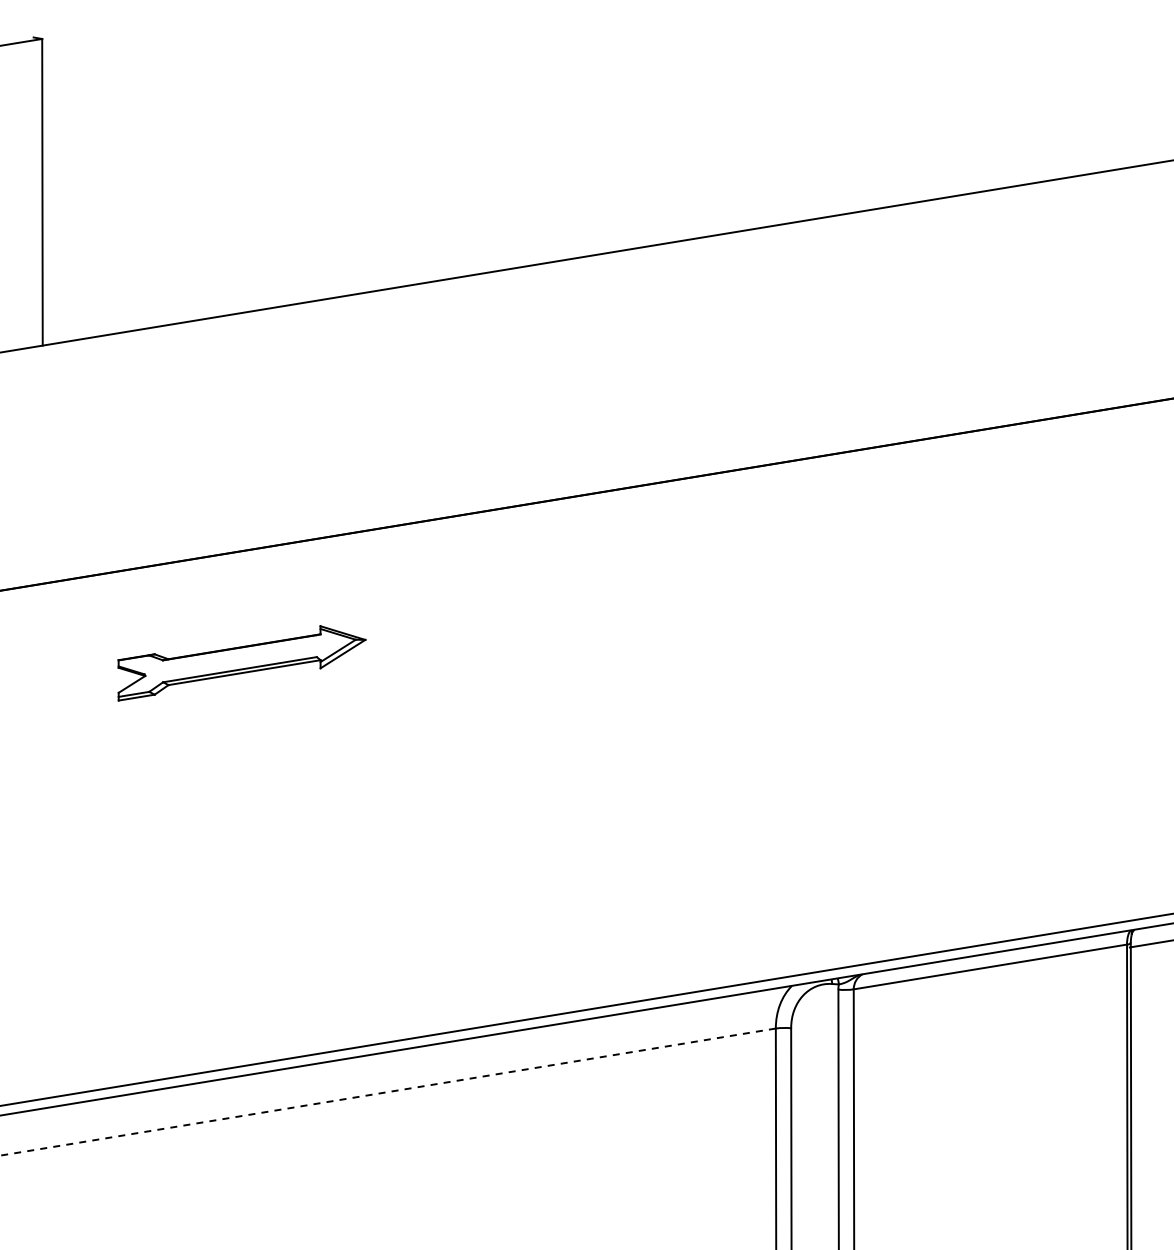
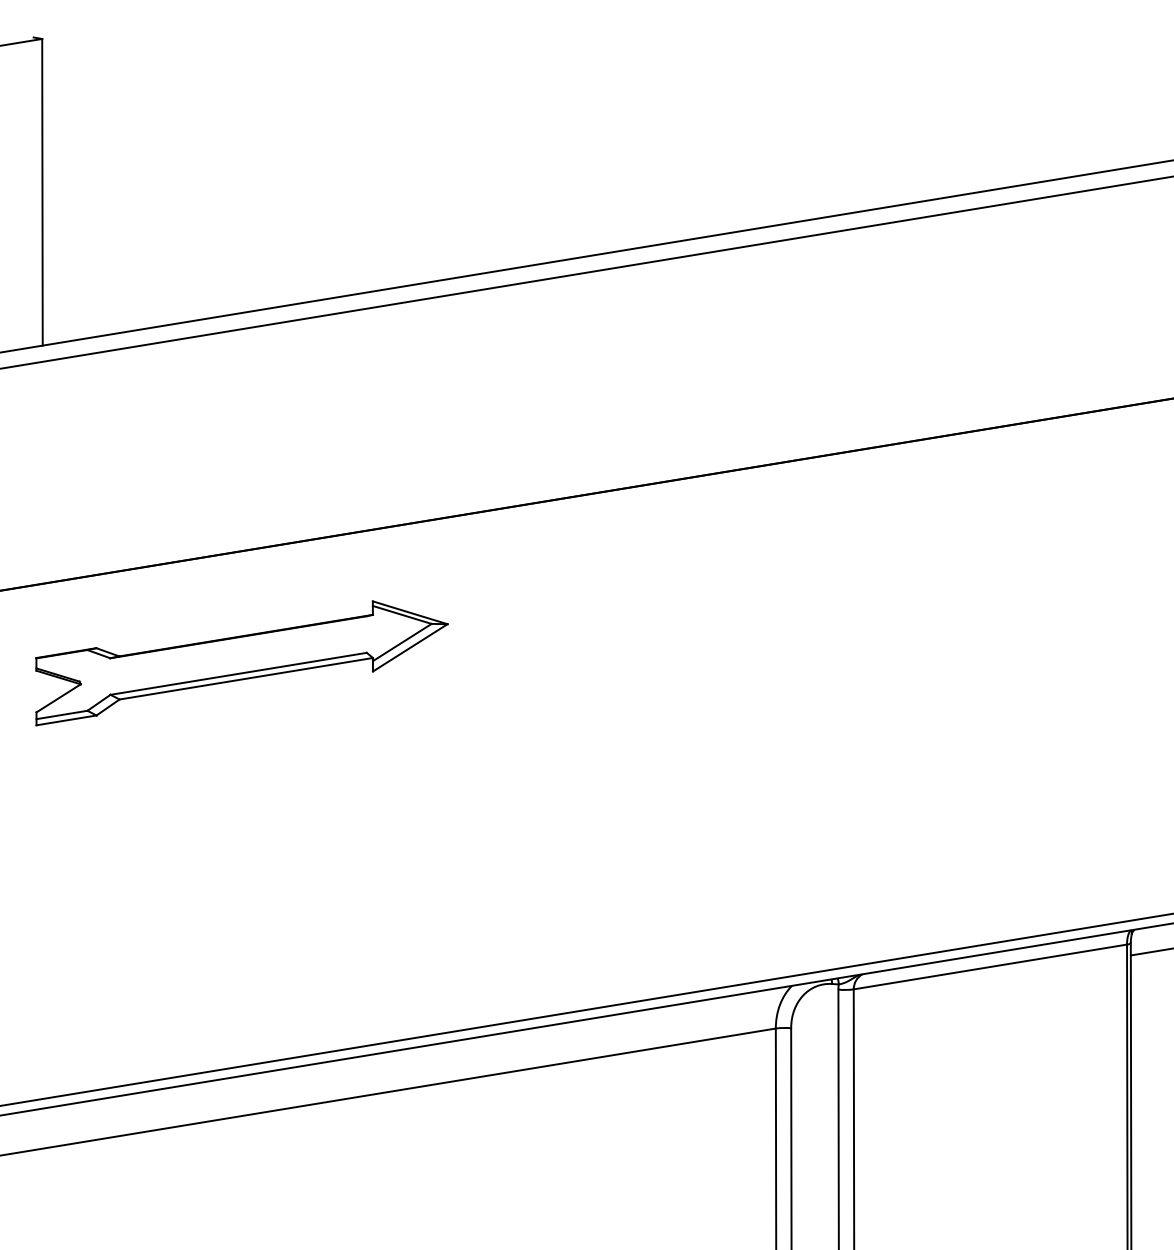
line: none -> present (586, 272)
part size: 250x77 px -> 414x127 px (241, 663)
line position: (1149, 943) -> (1150, 951) (1150, 951)
line: dashed -> solid (388, 1092)
